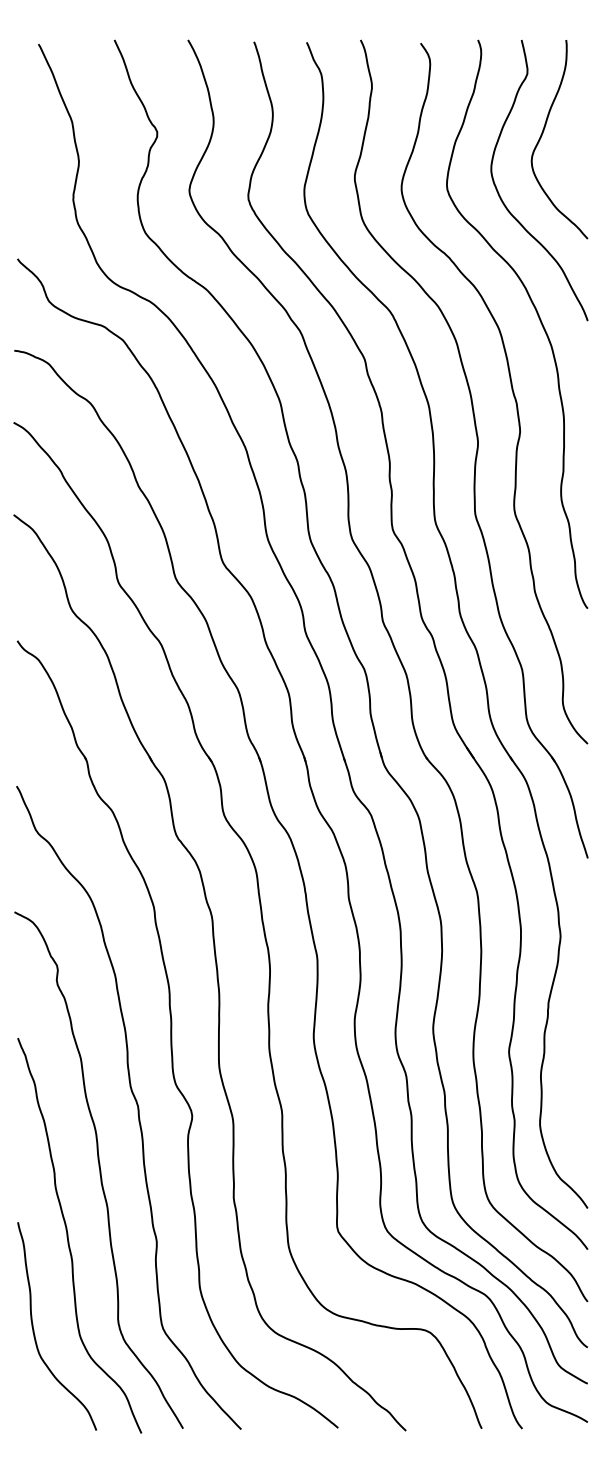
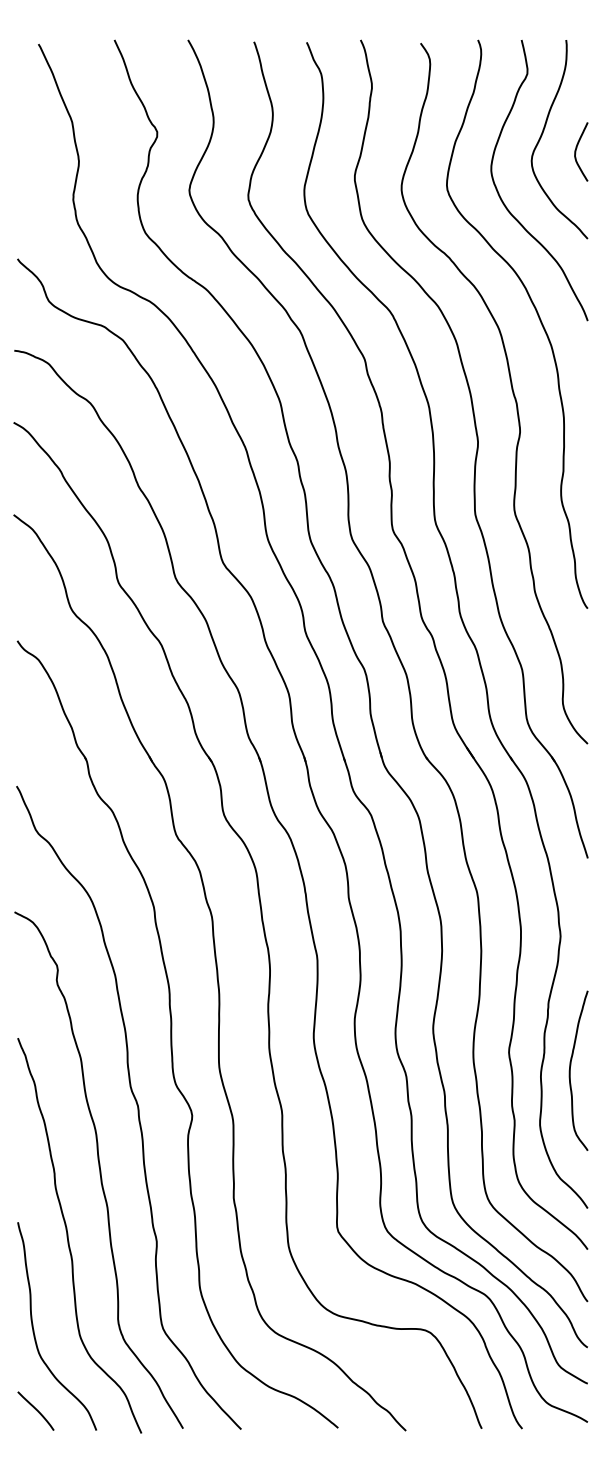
curve: none -> present (577, 148)
curve: none -> present (570, 1070)
curve: none -> present (35, 1409)
